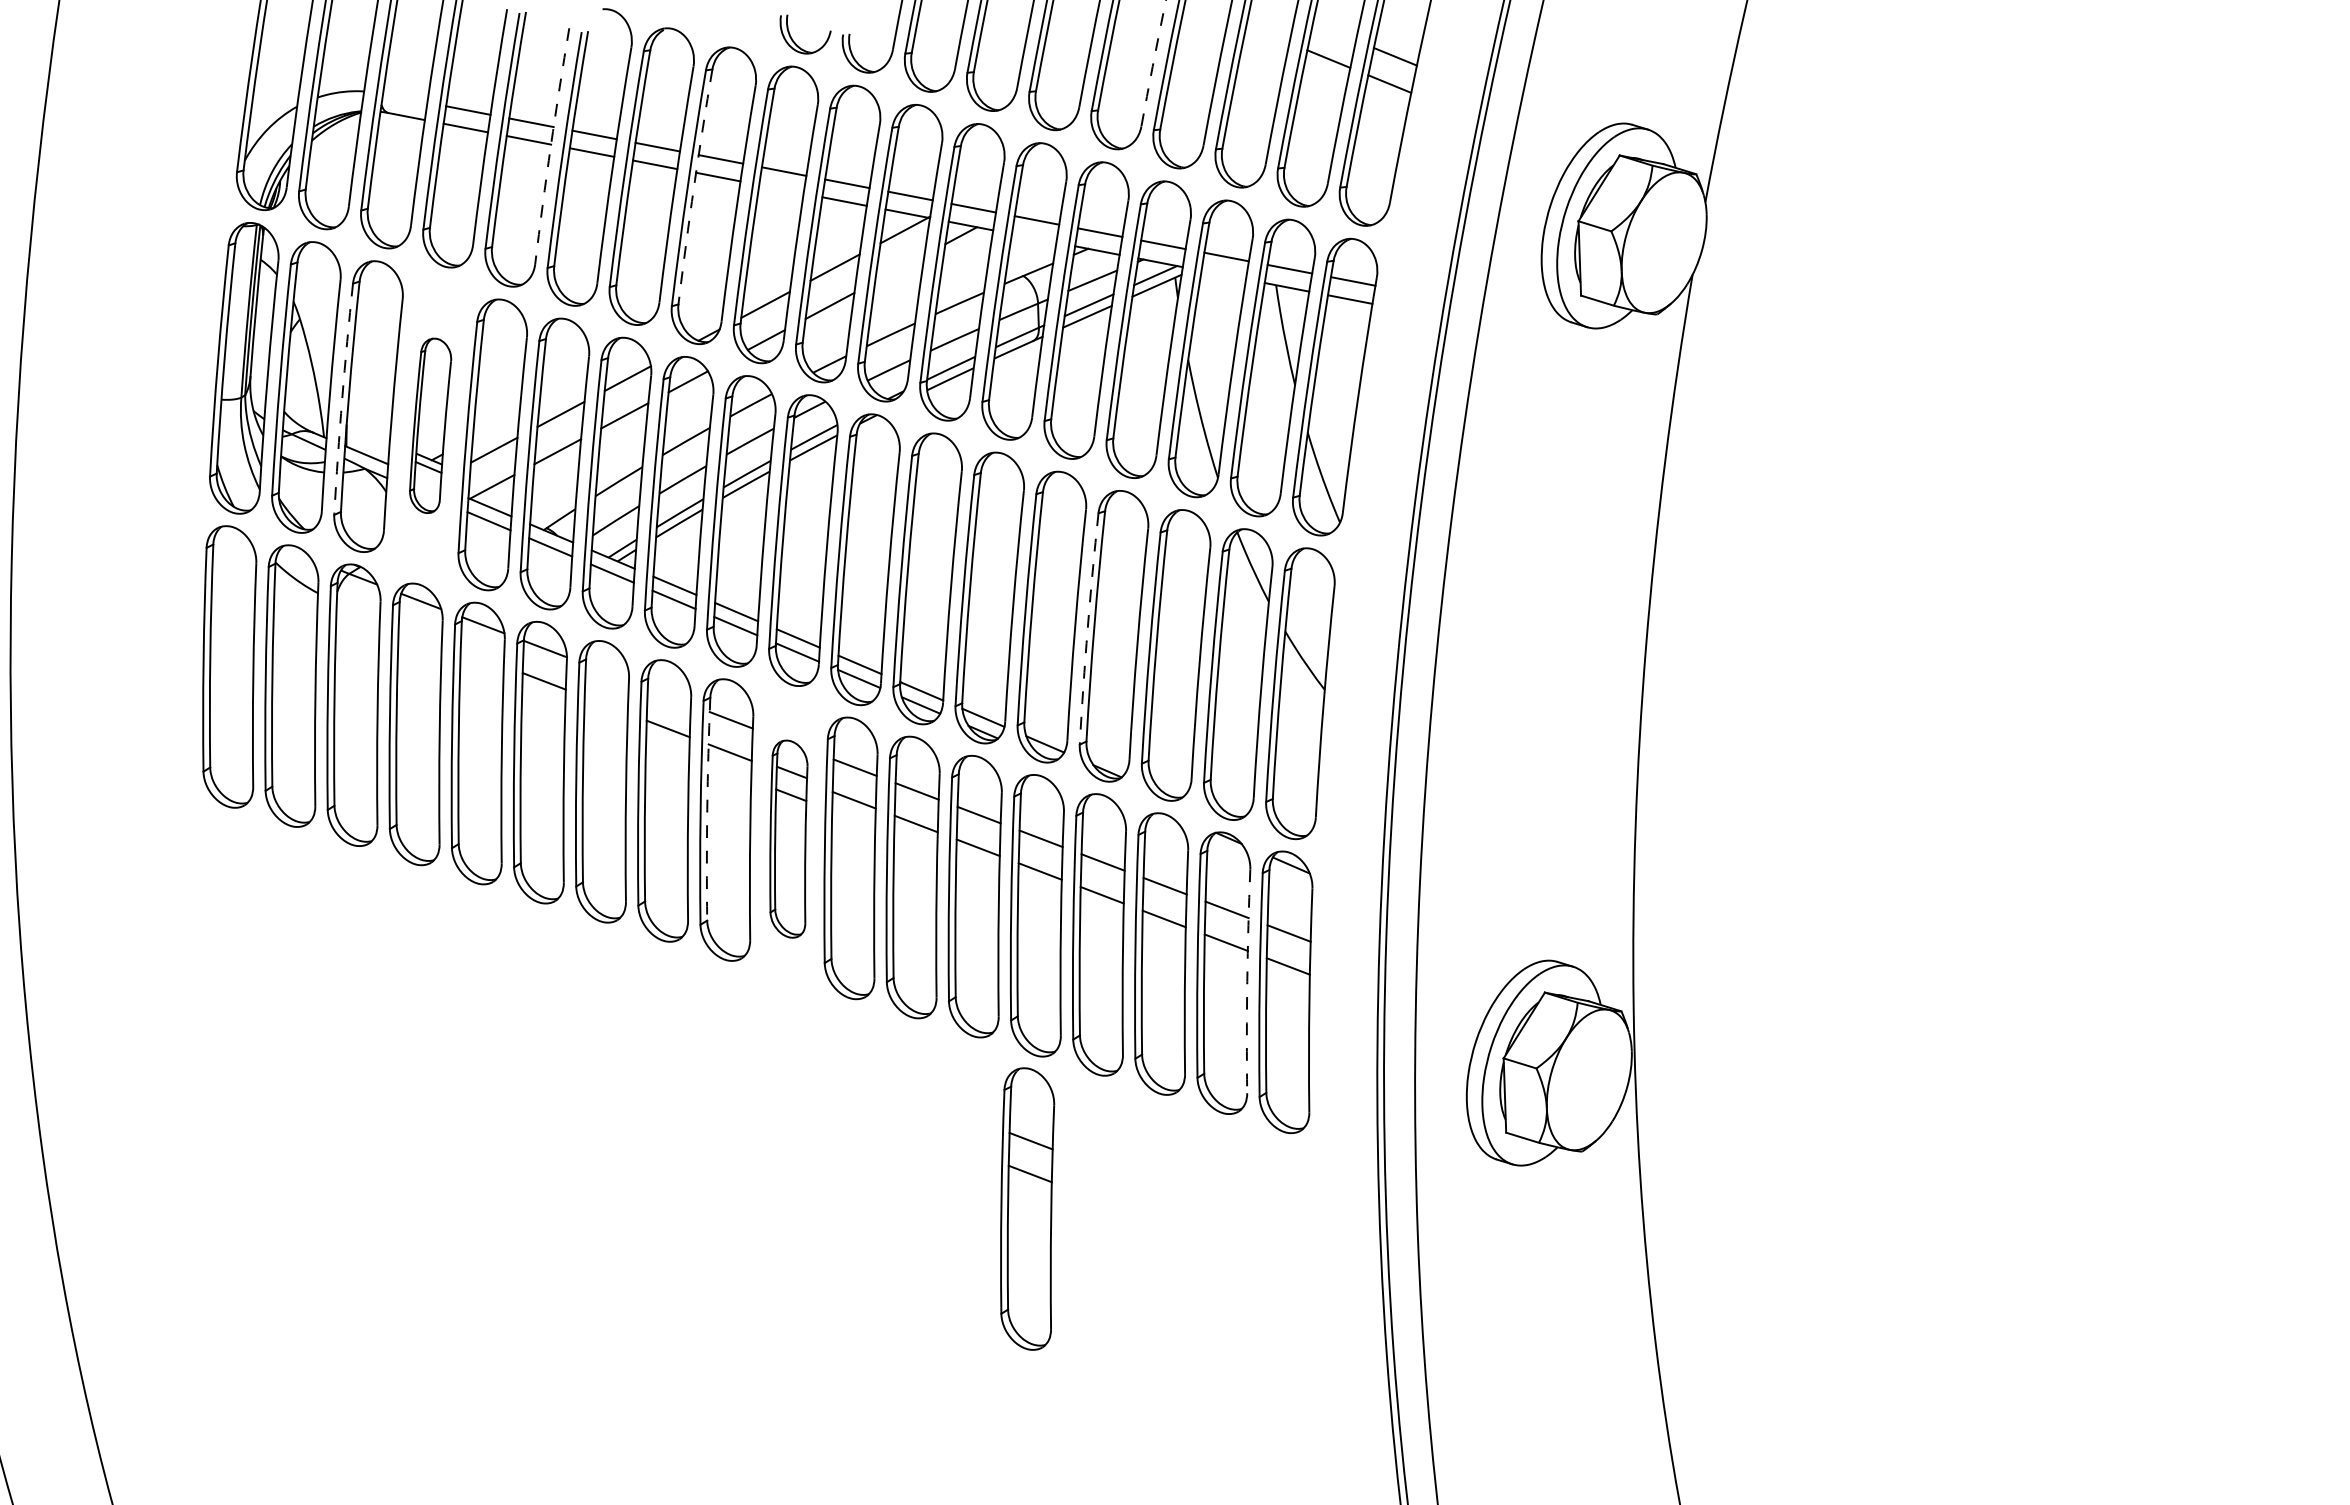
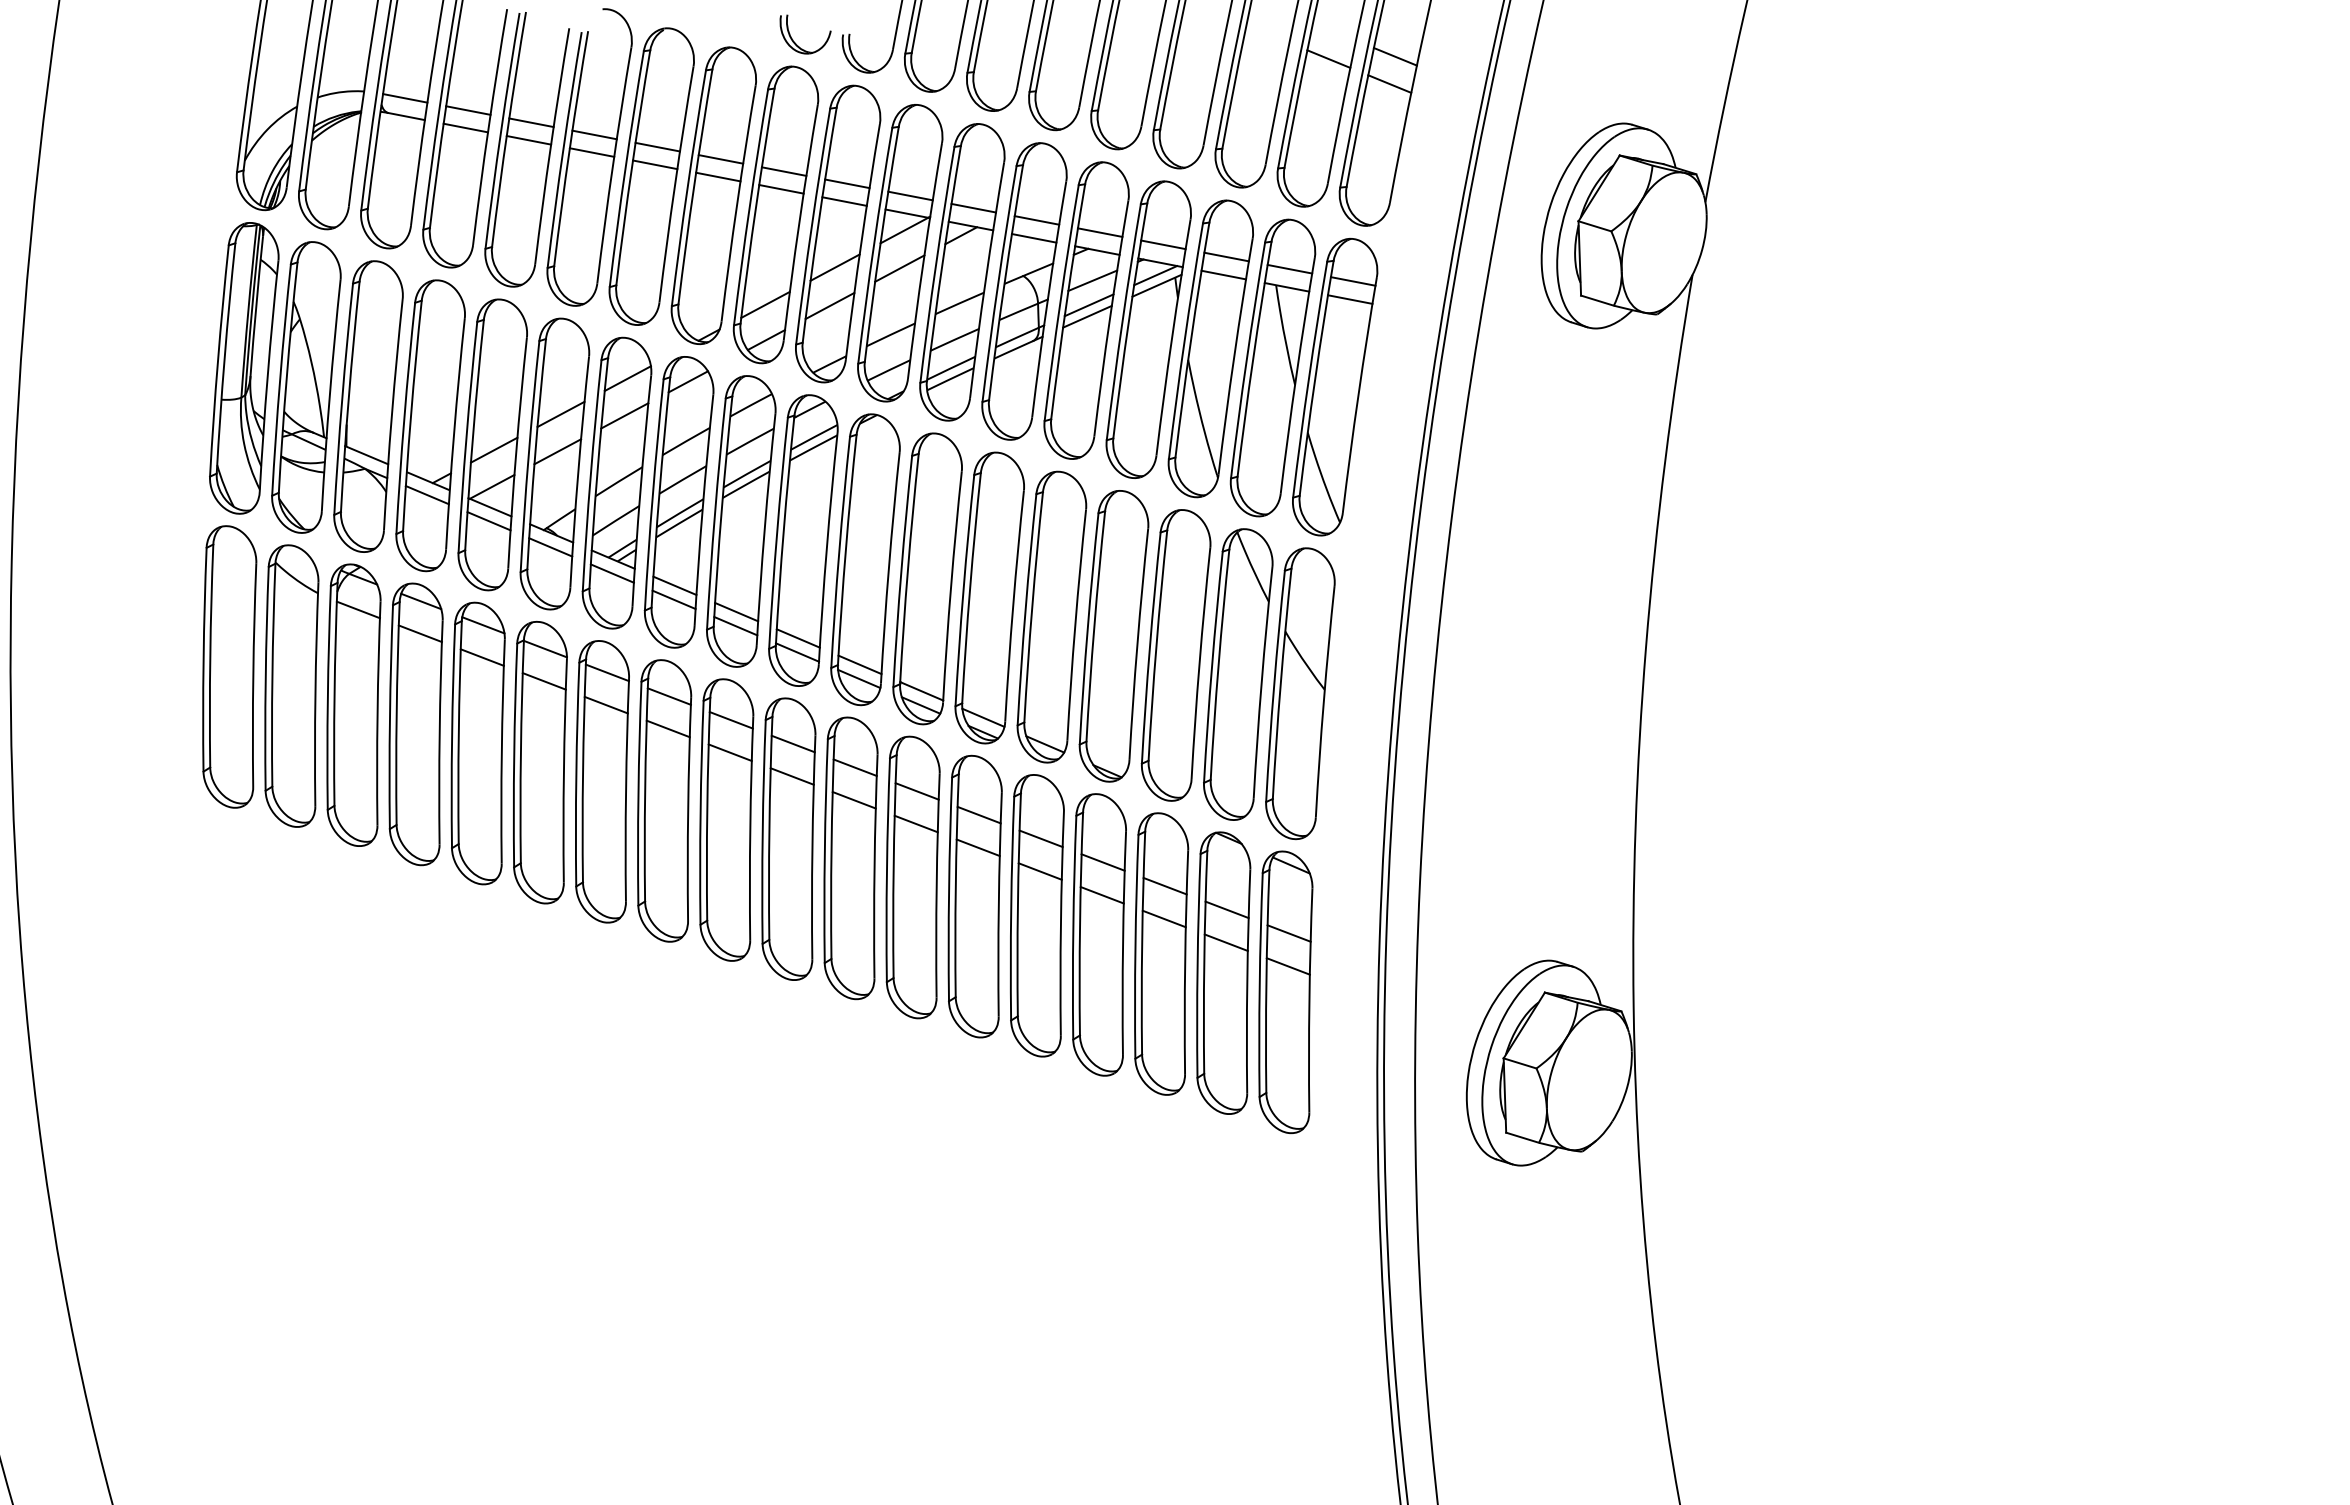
arc: dashed -> solid (1153, 63)
line: none -> present (405, 98)
arc: dashed -> solid (550, 146)
arc: dashed -> solid (694, 186)
line: none -> present (781, 189)
line: none -> present (1033, 238)
line: none -> present (899, 268)
line: none -> present (1223, 274)
arc: dashed -> solid (342, 399)
part size: 44x177 px -> 71x294 px (430, 425)
line: none -> present (357, 609)
arc: dashed -> solid (1087, 628)
line: none -> present (419, 633)
line: none -> present (481, 657)
line: none -> present (606, 672)
line: none -> present (668, 696)
line: none -> present (605, 704)
arc: dashed -> solid (707, 809)
part size: 40x200 px -> 56x284 px (788, 838)
arc: dashed -> solid (1247, 981)
part: present -> none (1027, 1208)
